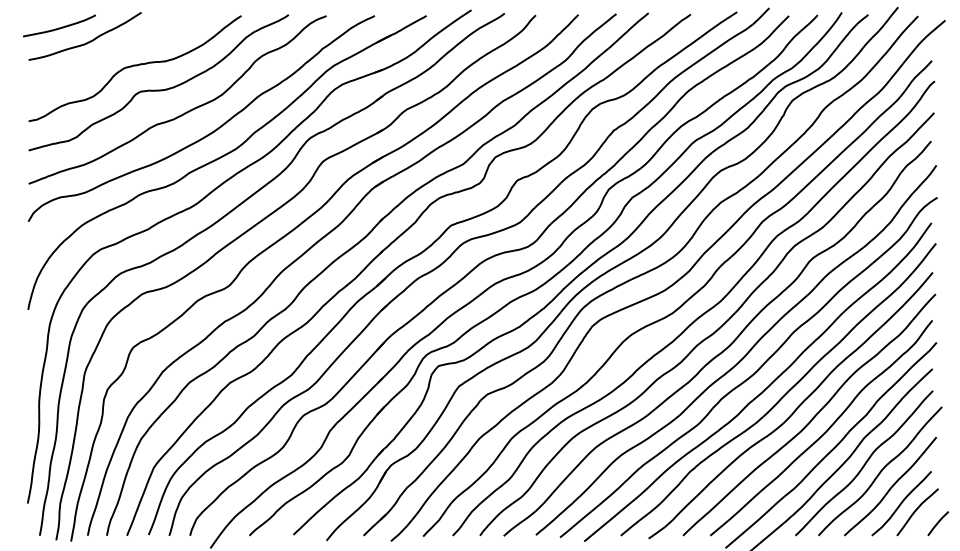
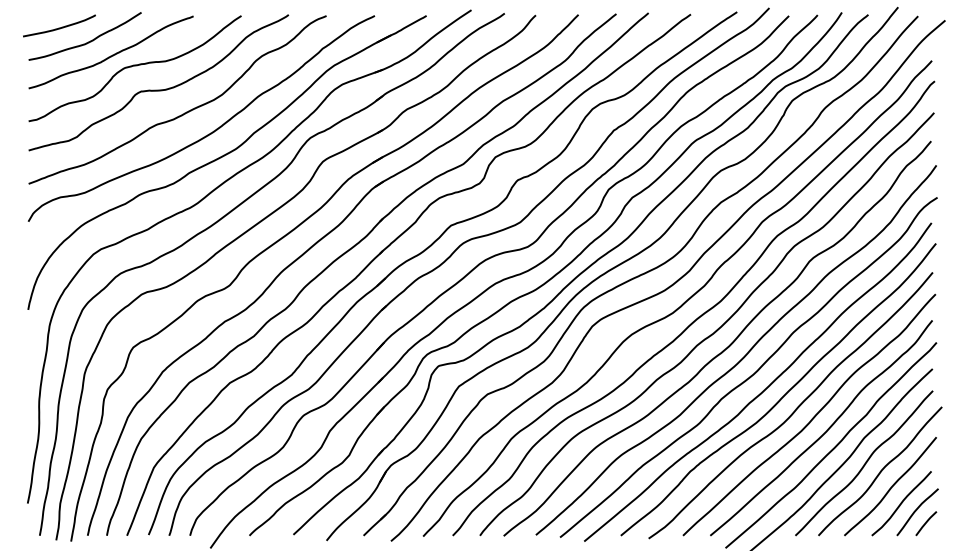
curve: none -> present (112, 54)
line position: (938, 523) -> (926, 523) (926, 523)
